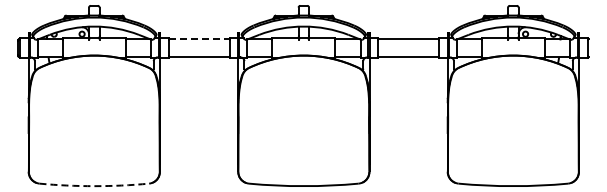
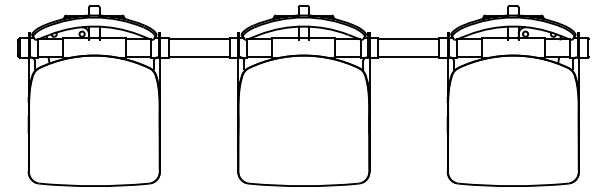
line: dashed -> solid (199, 39)
arc: dashed -> solid (94, 186)
